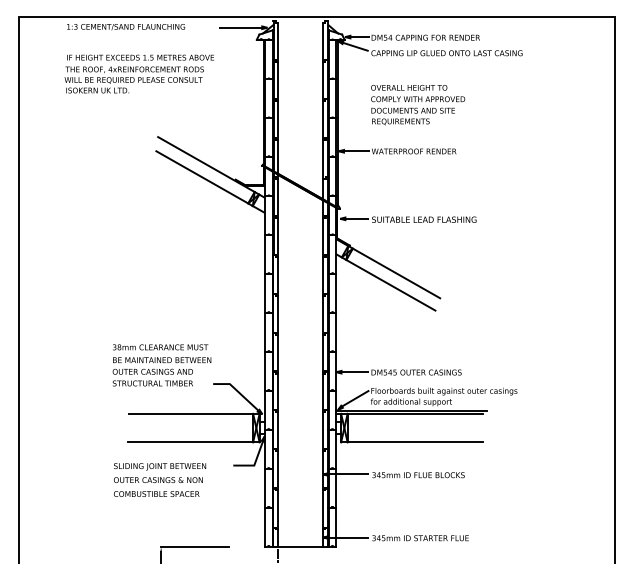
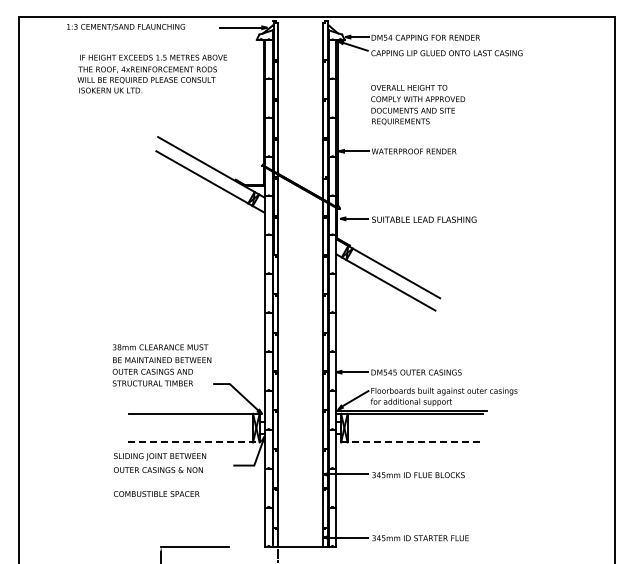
text position: (138, 73) -> (151, 73) (151, 73)
line: solid -> dashed (193, 442)
line: solid -> dashed (411, 442)
text position: (160, 472) -> (160, 462) (160, 462)
